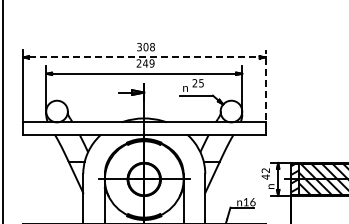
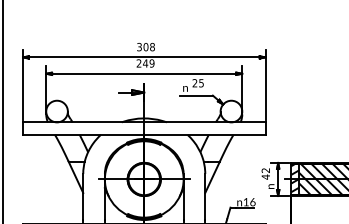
line: dashed -> solid (144, 57)
line: dashed -> solid (265, 84)
